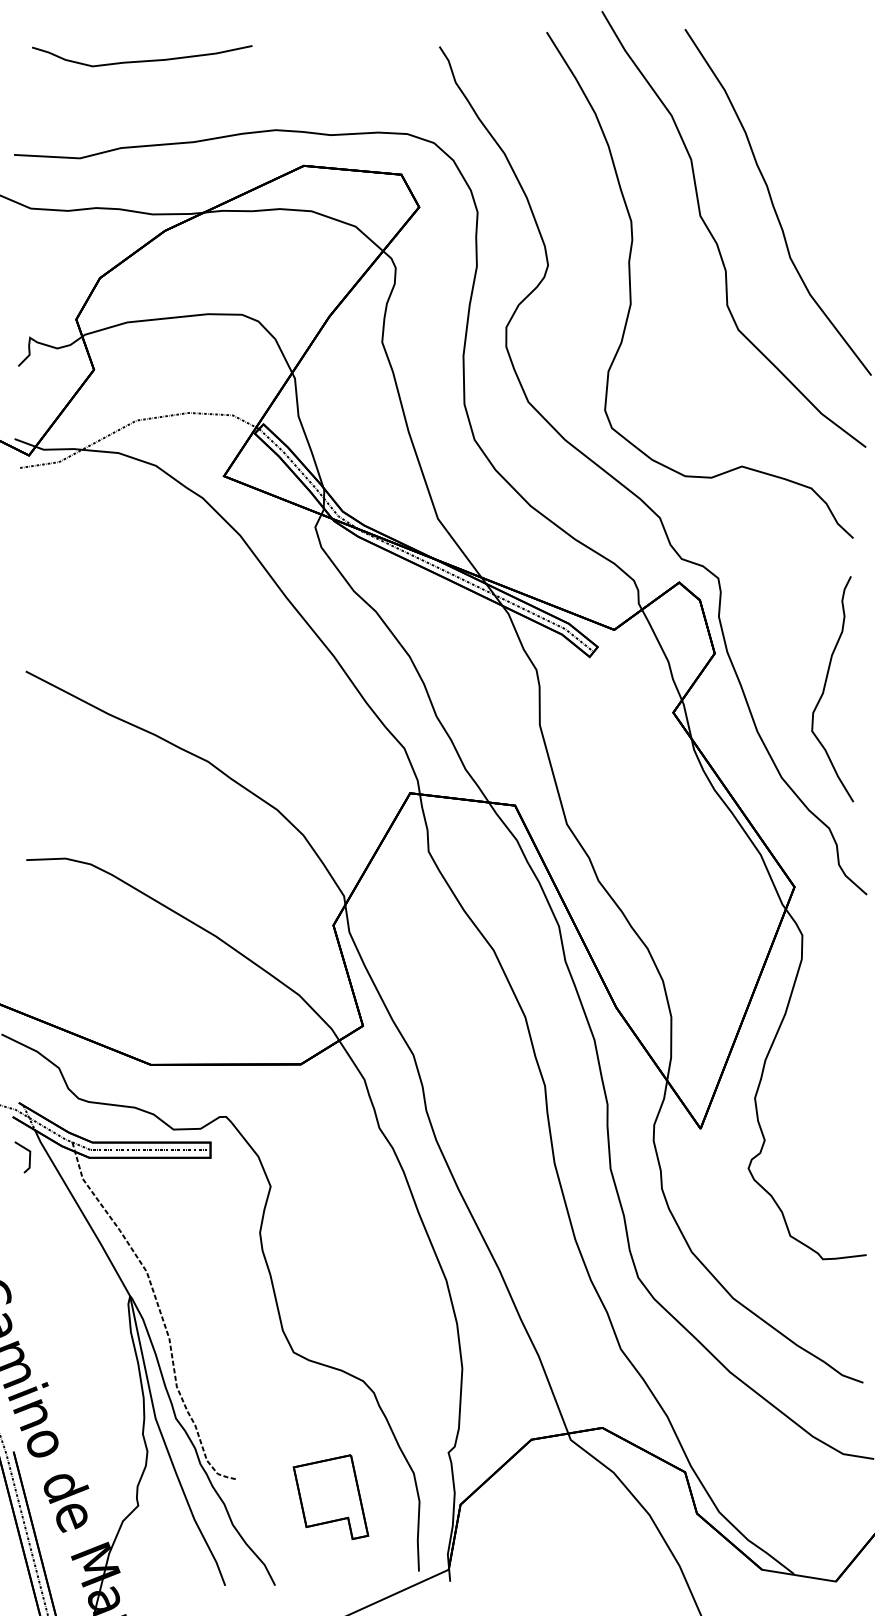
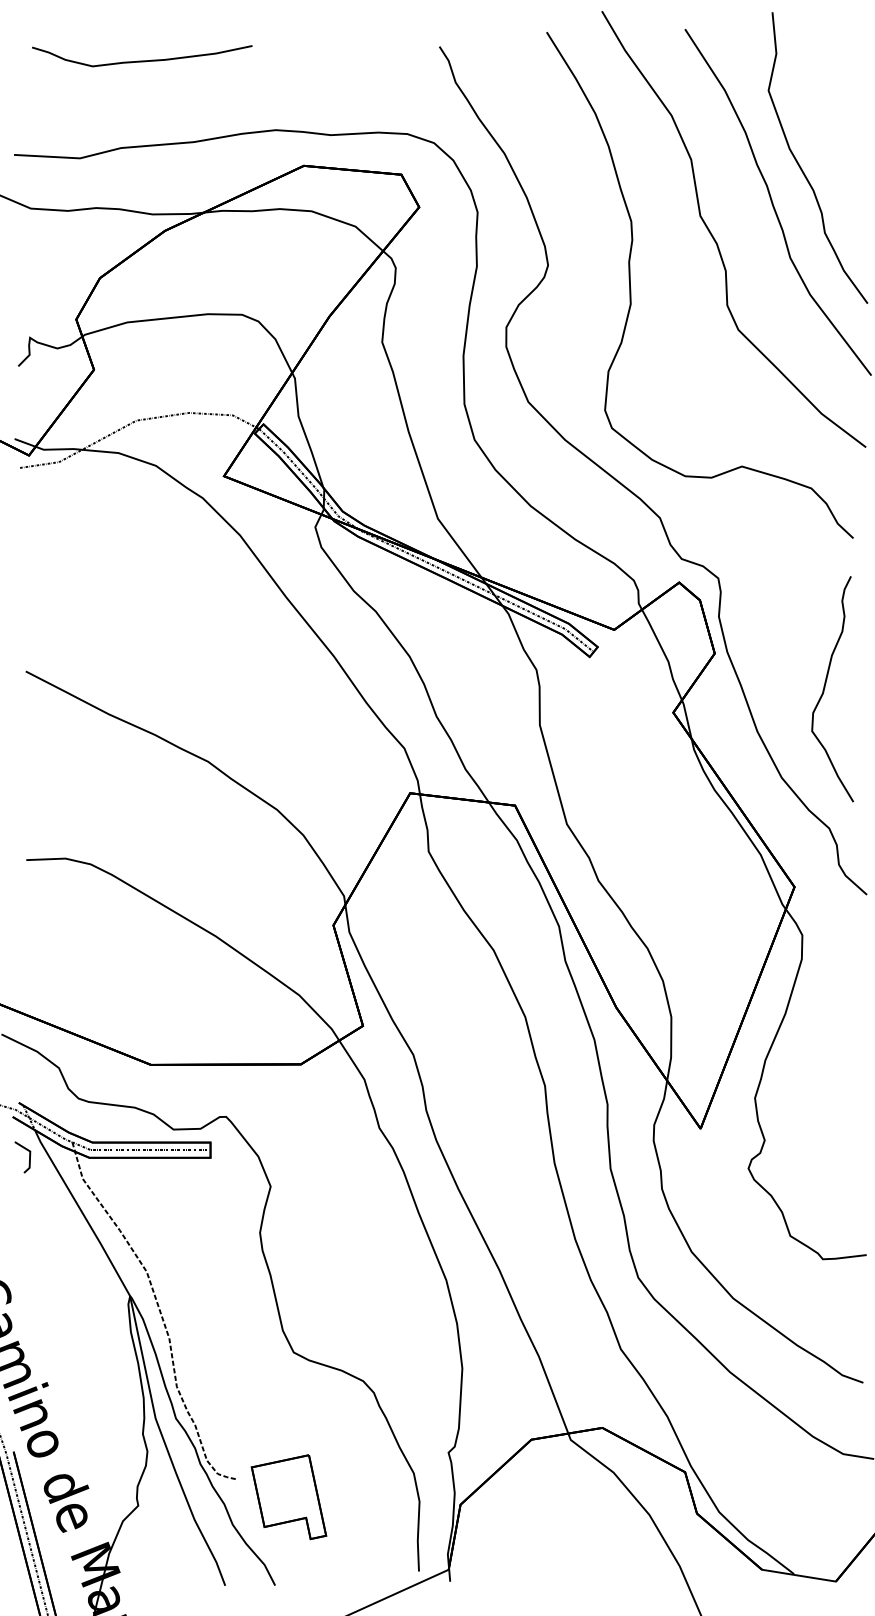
part: none -> present (800, 165)
part position: (330, 1497) -> (288, 1497) (288, 1497)
